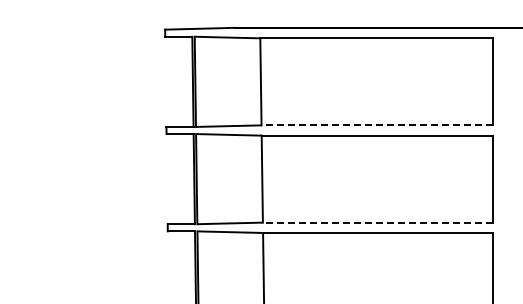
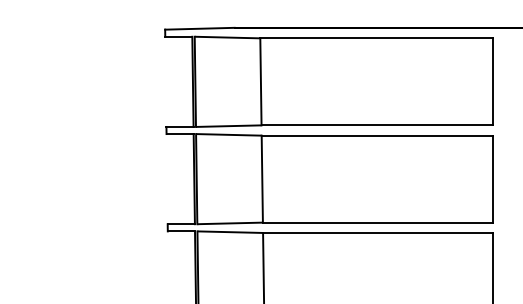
line: dashed -> solid (377, 125)
line: dashed -> solid (377, 222)
